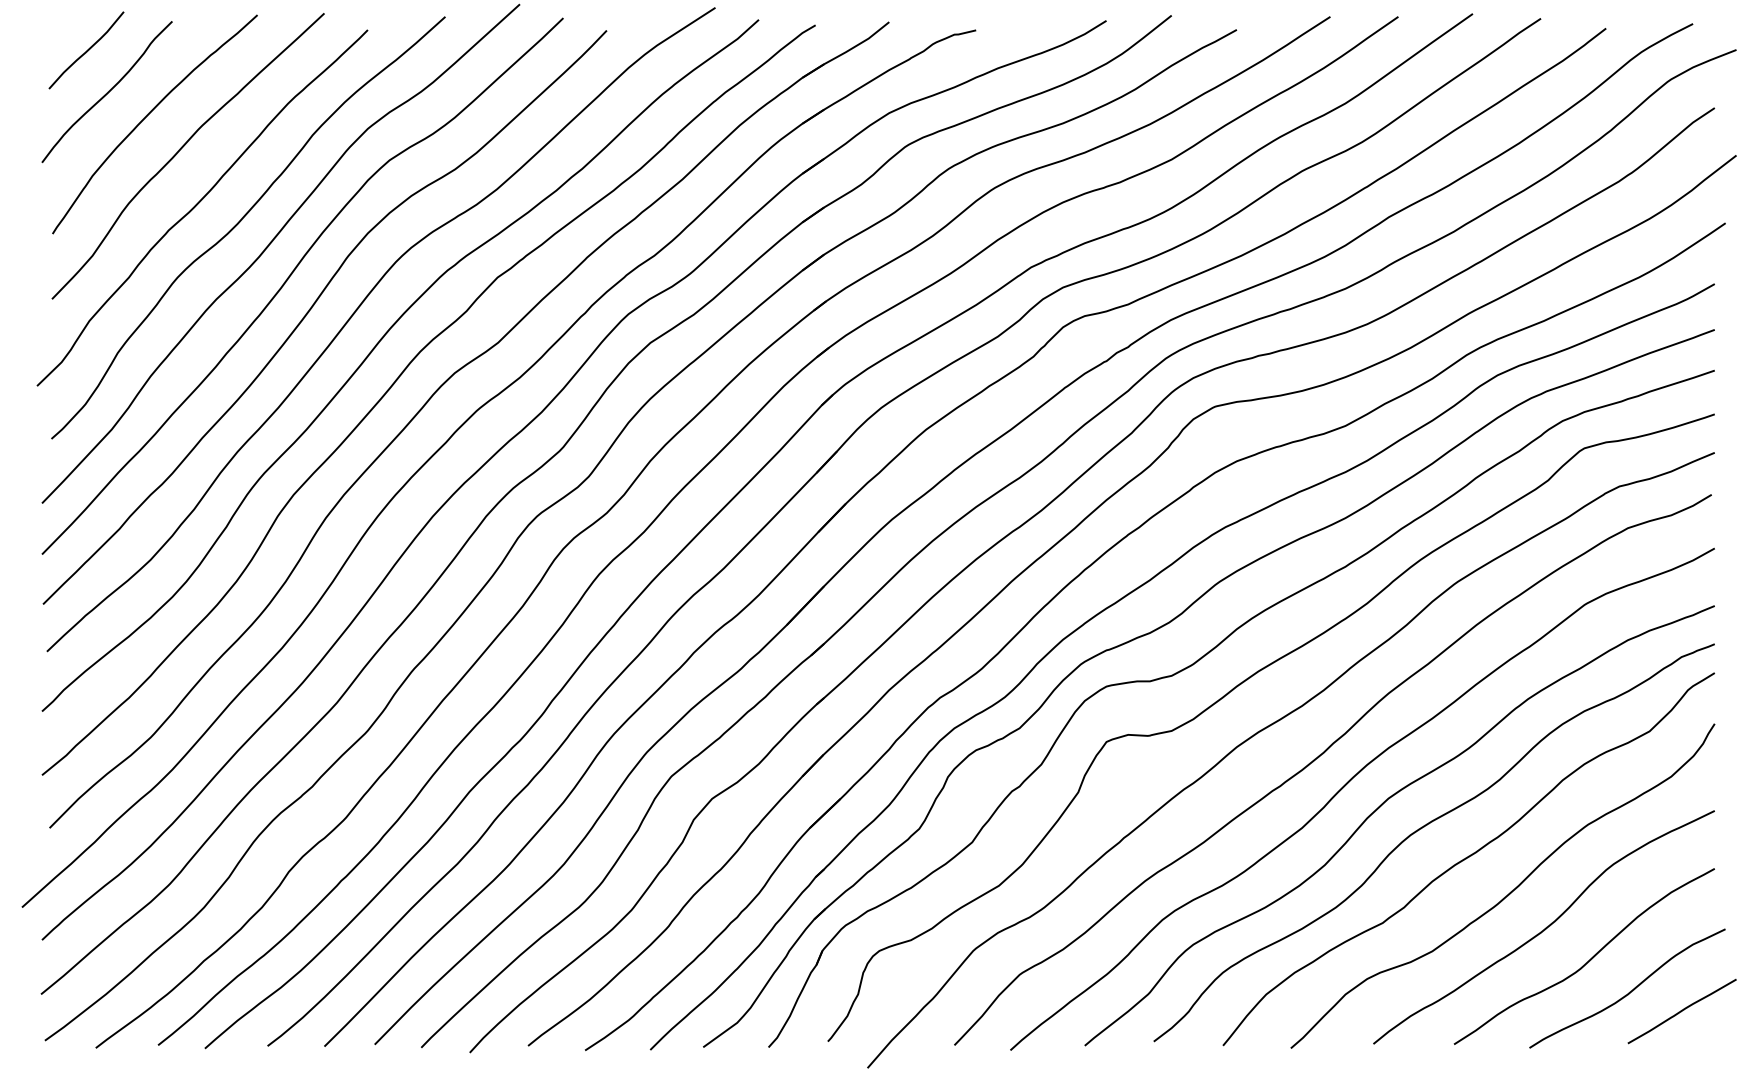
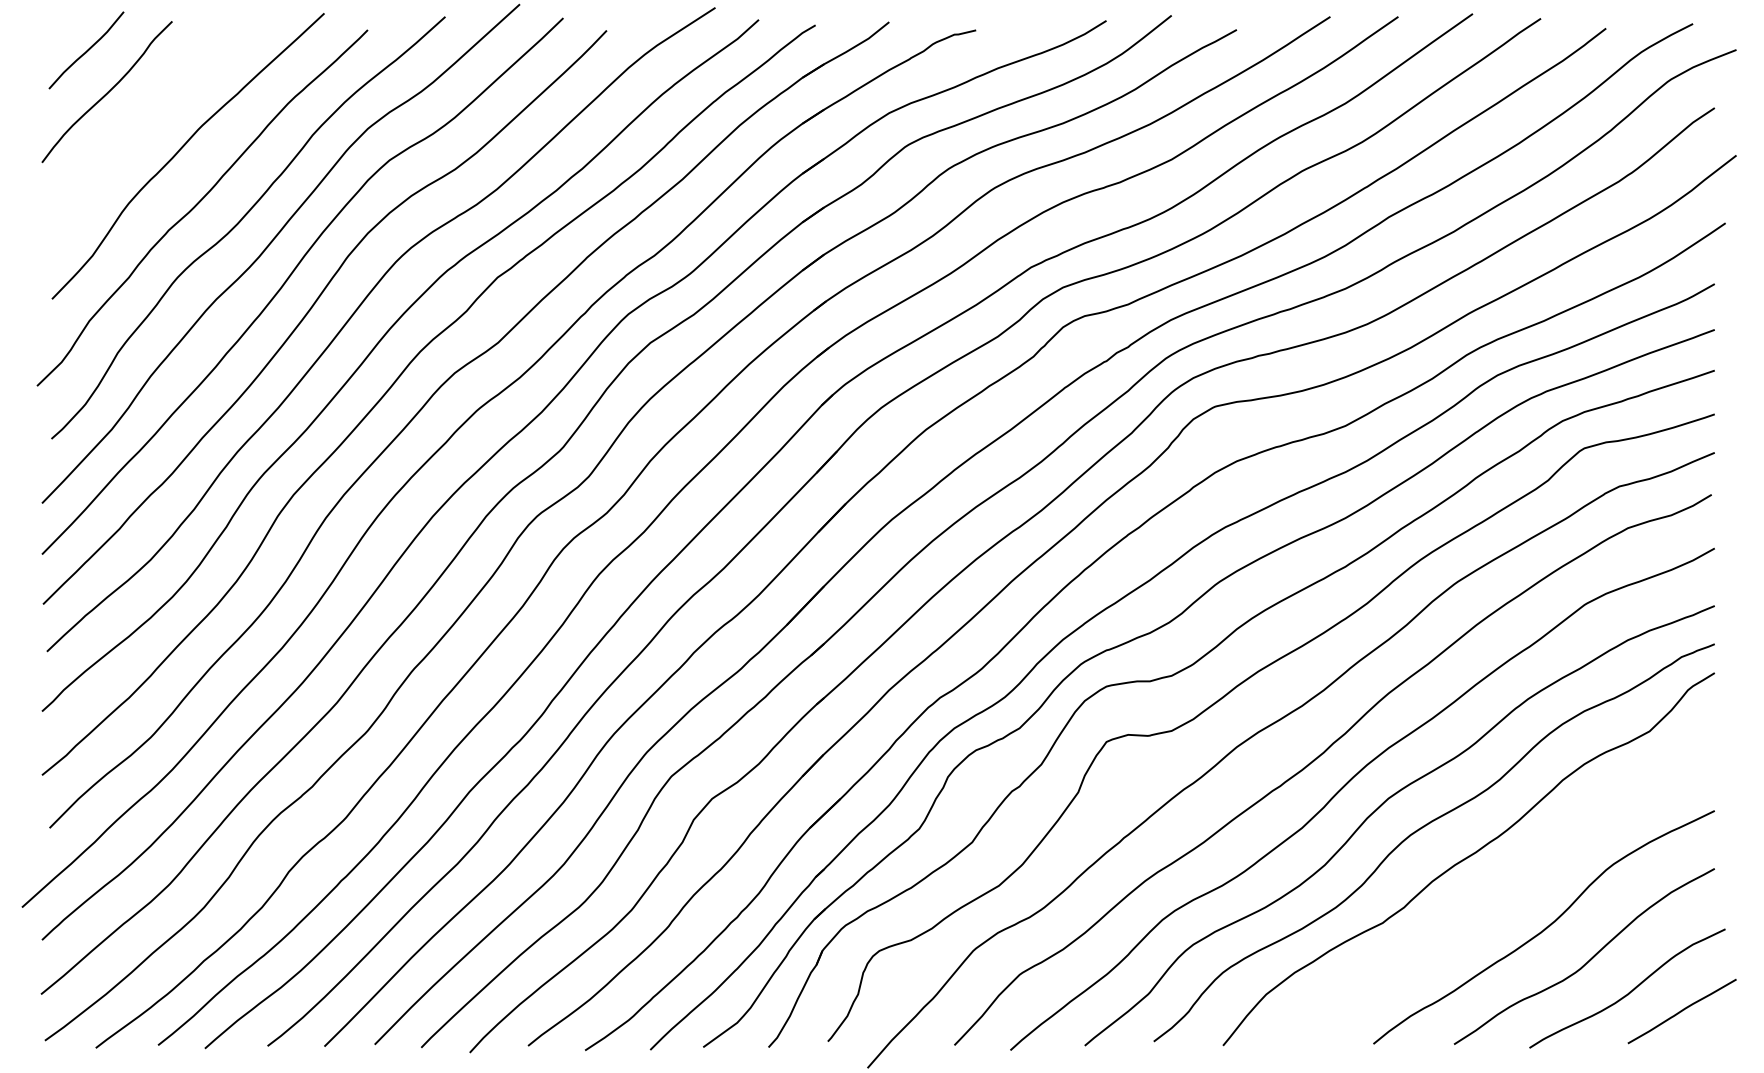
curve: present -> none (147, 116)
curve: present -> none (1509, 892)
